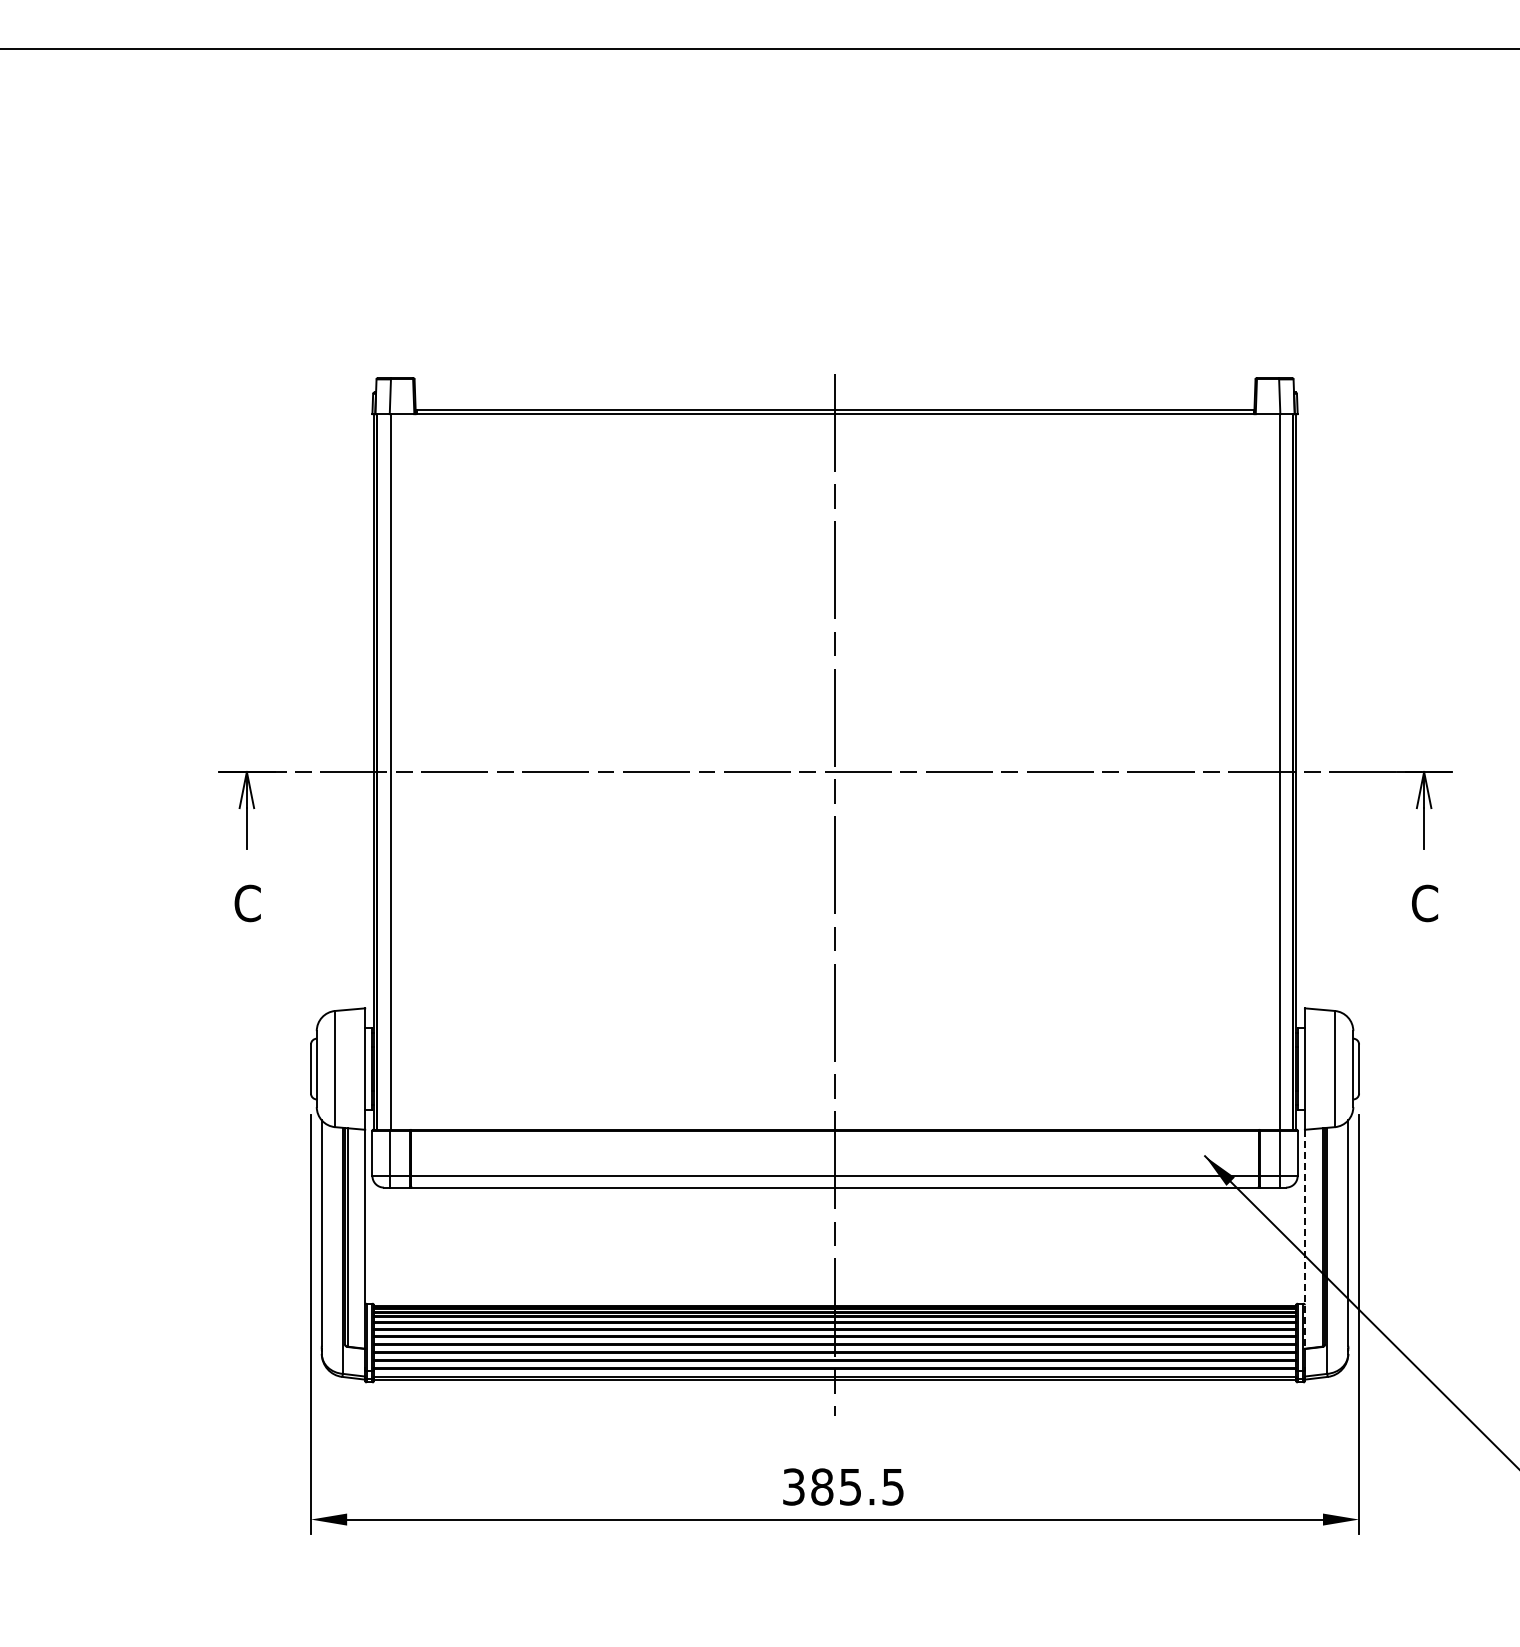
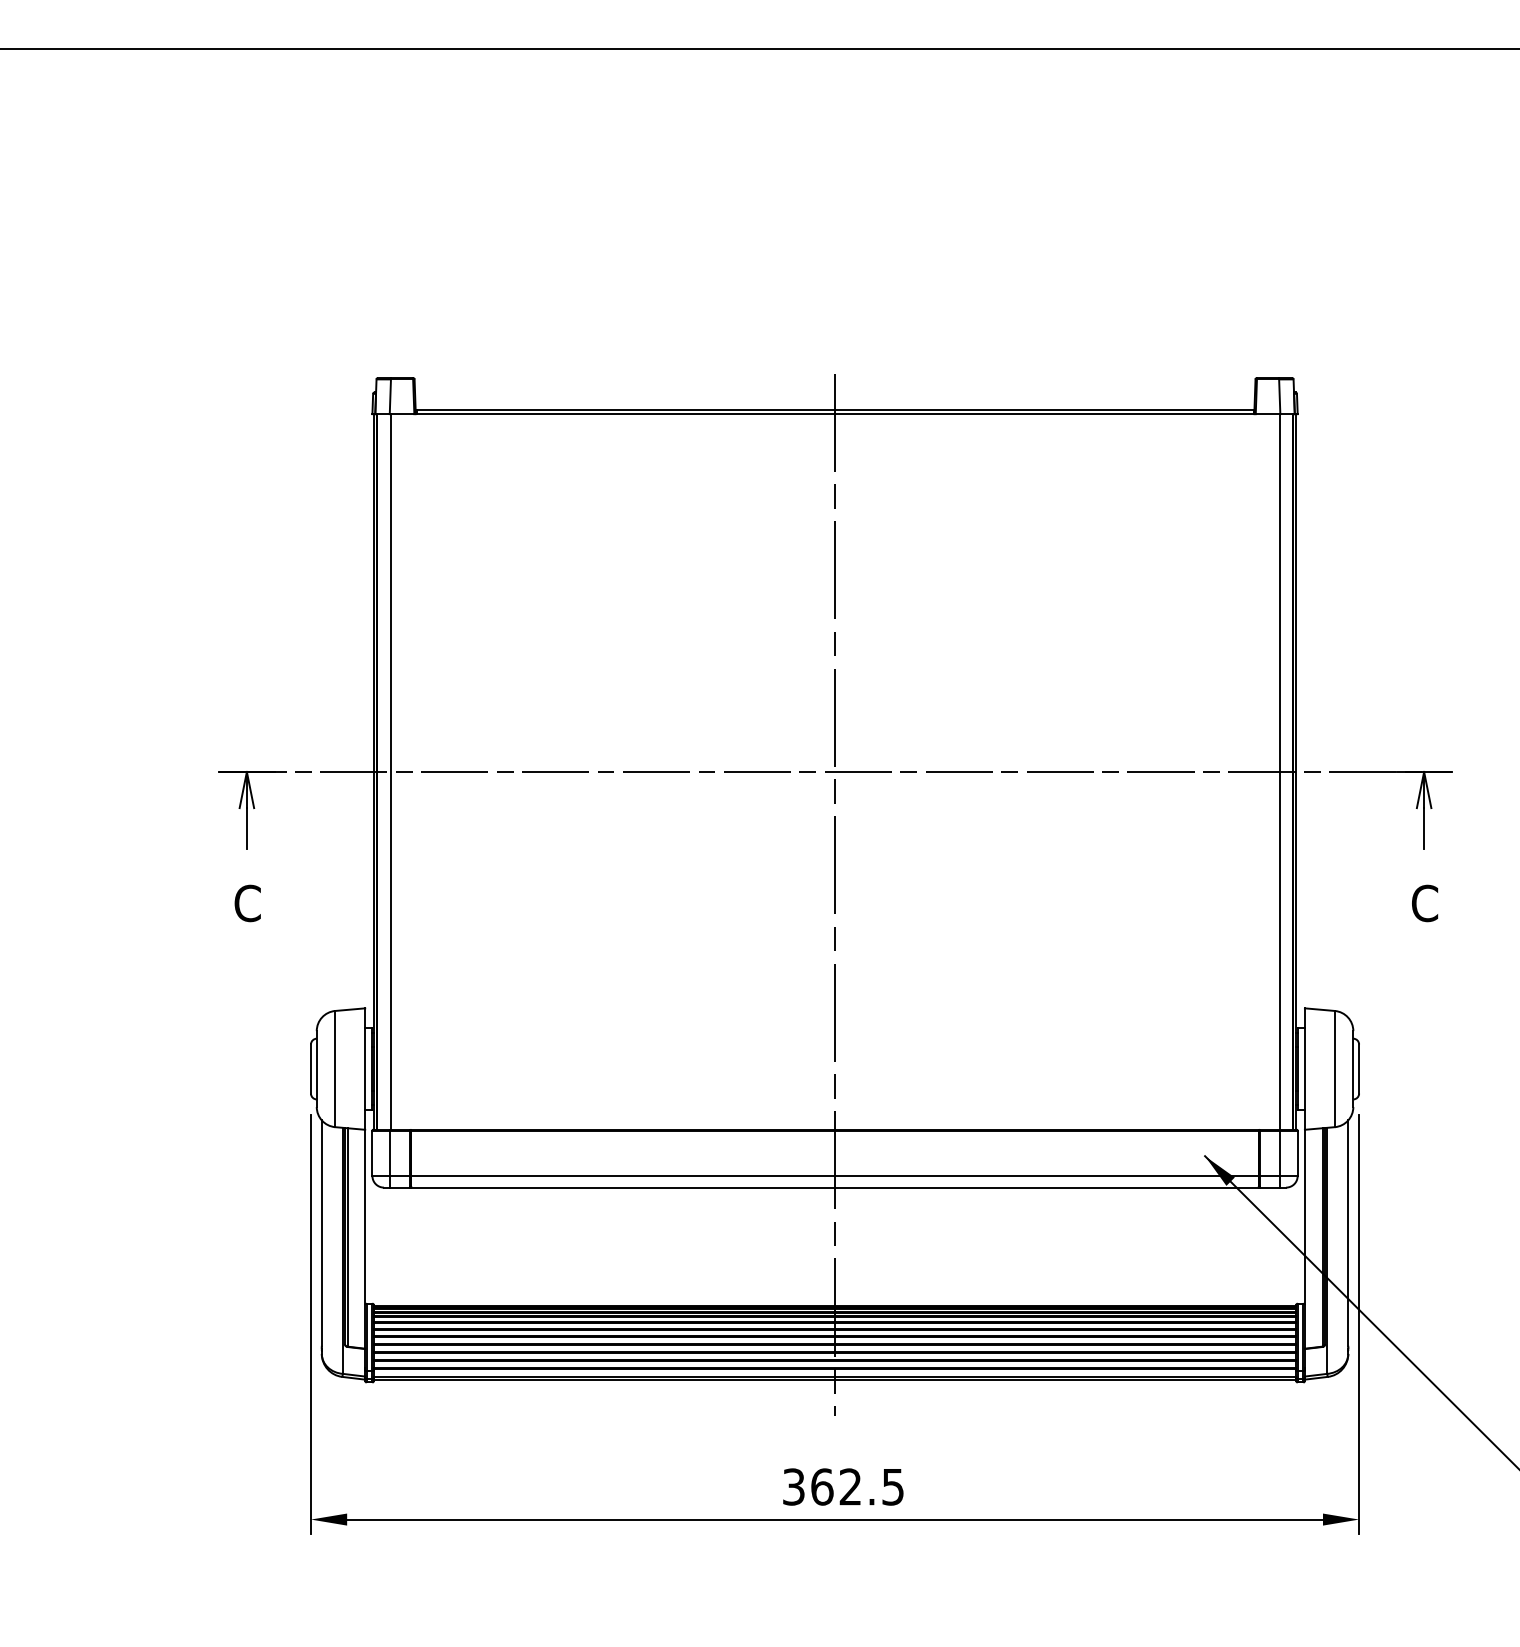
line: dashed -> solid (1304, 1239)
text: 385.5 -> 362.5 (835, 1486)
